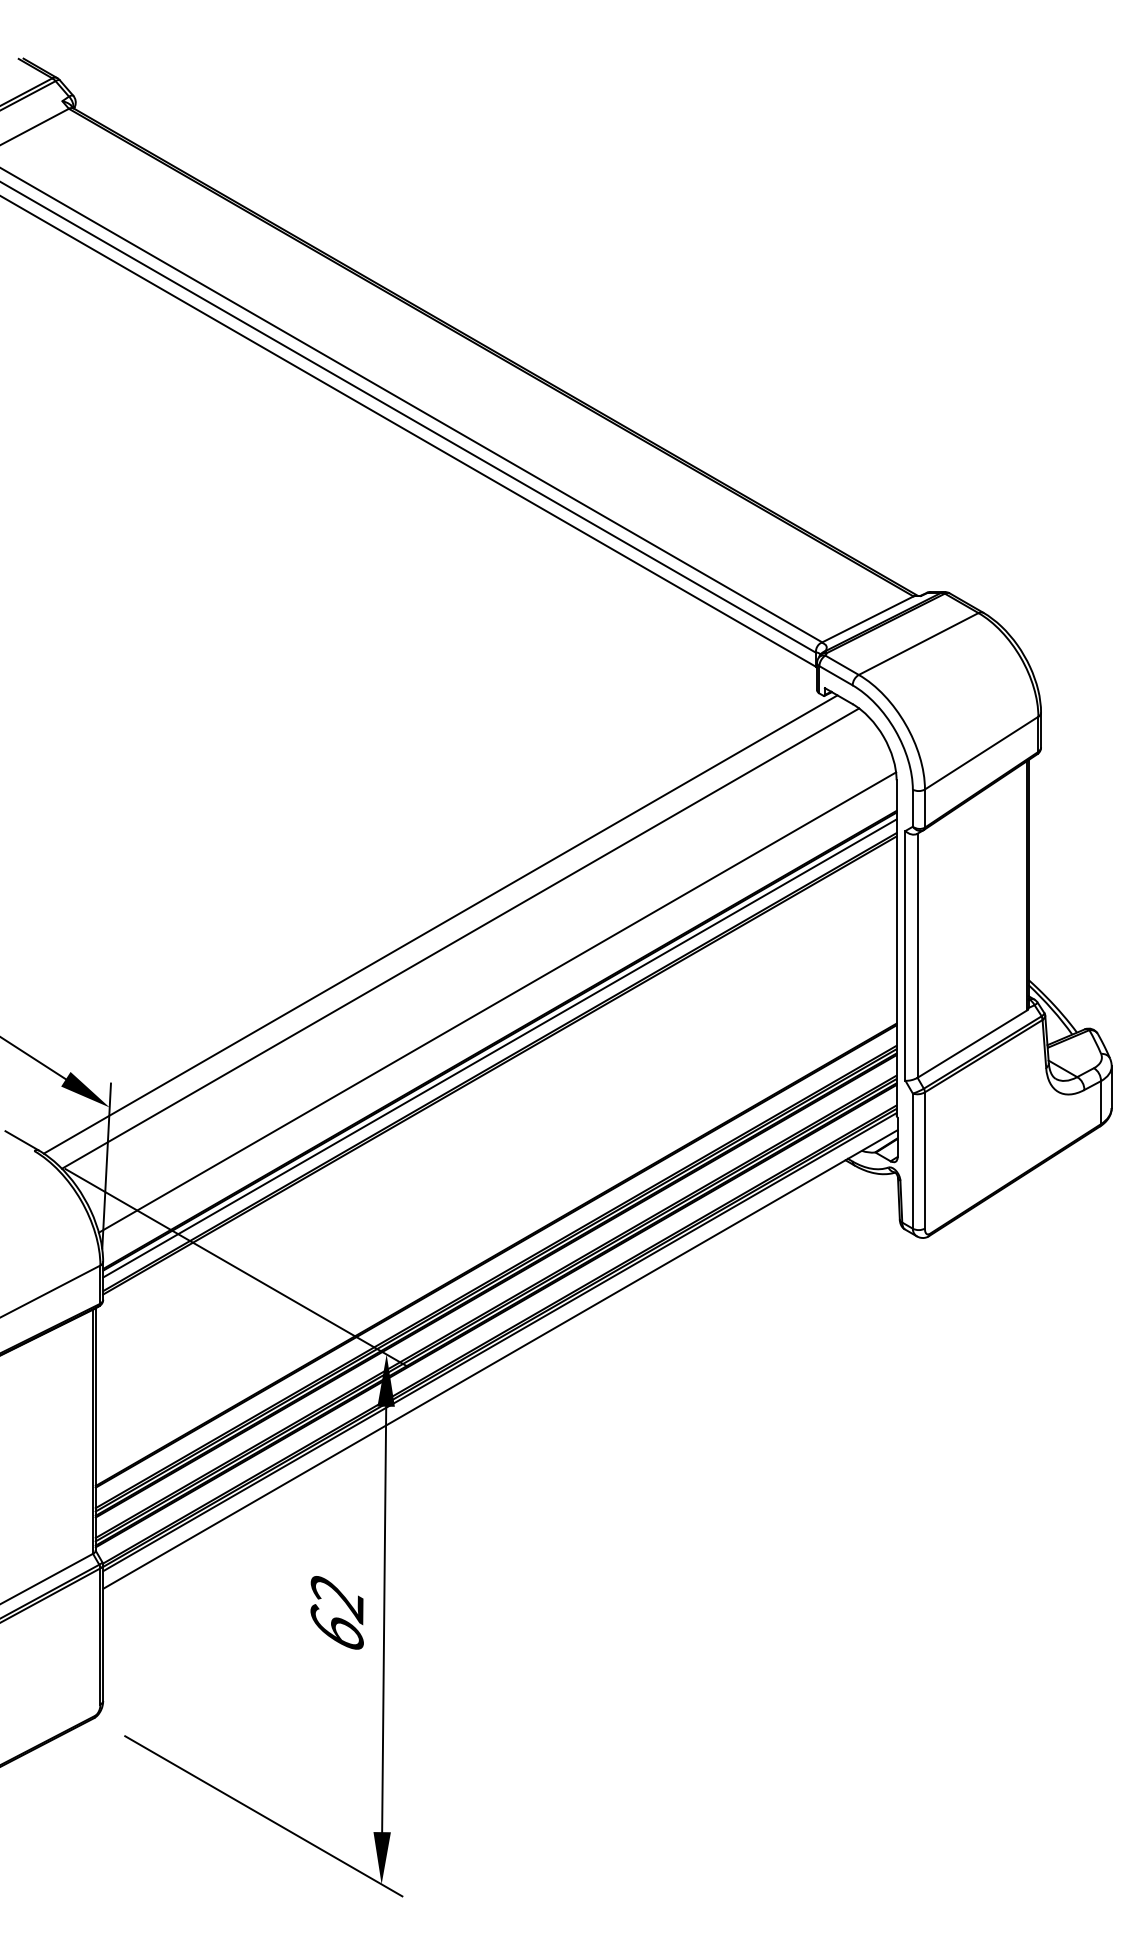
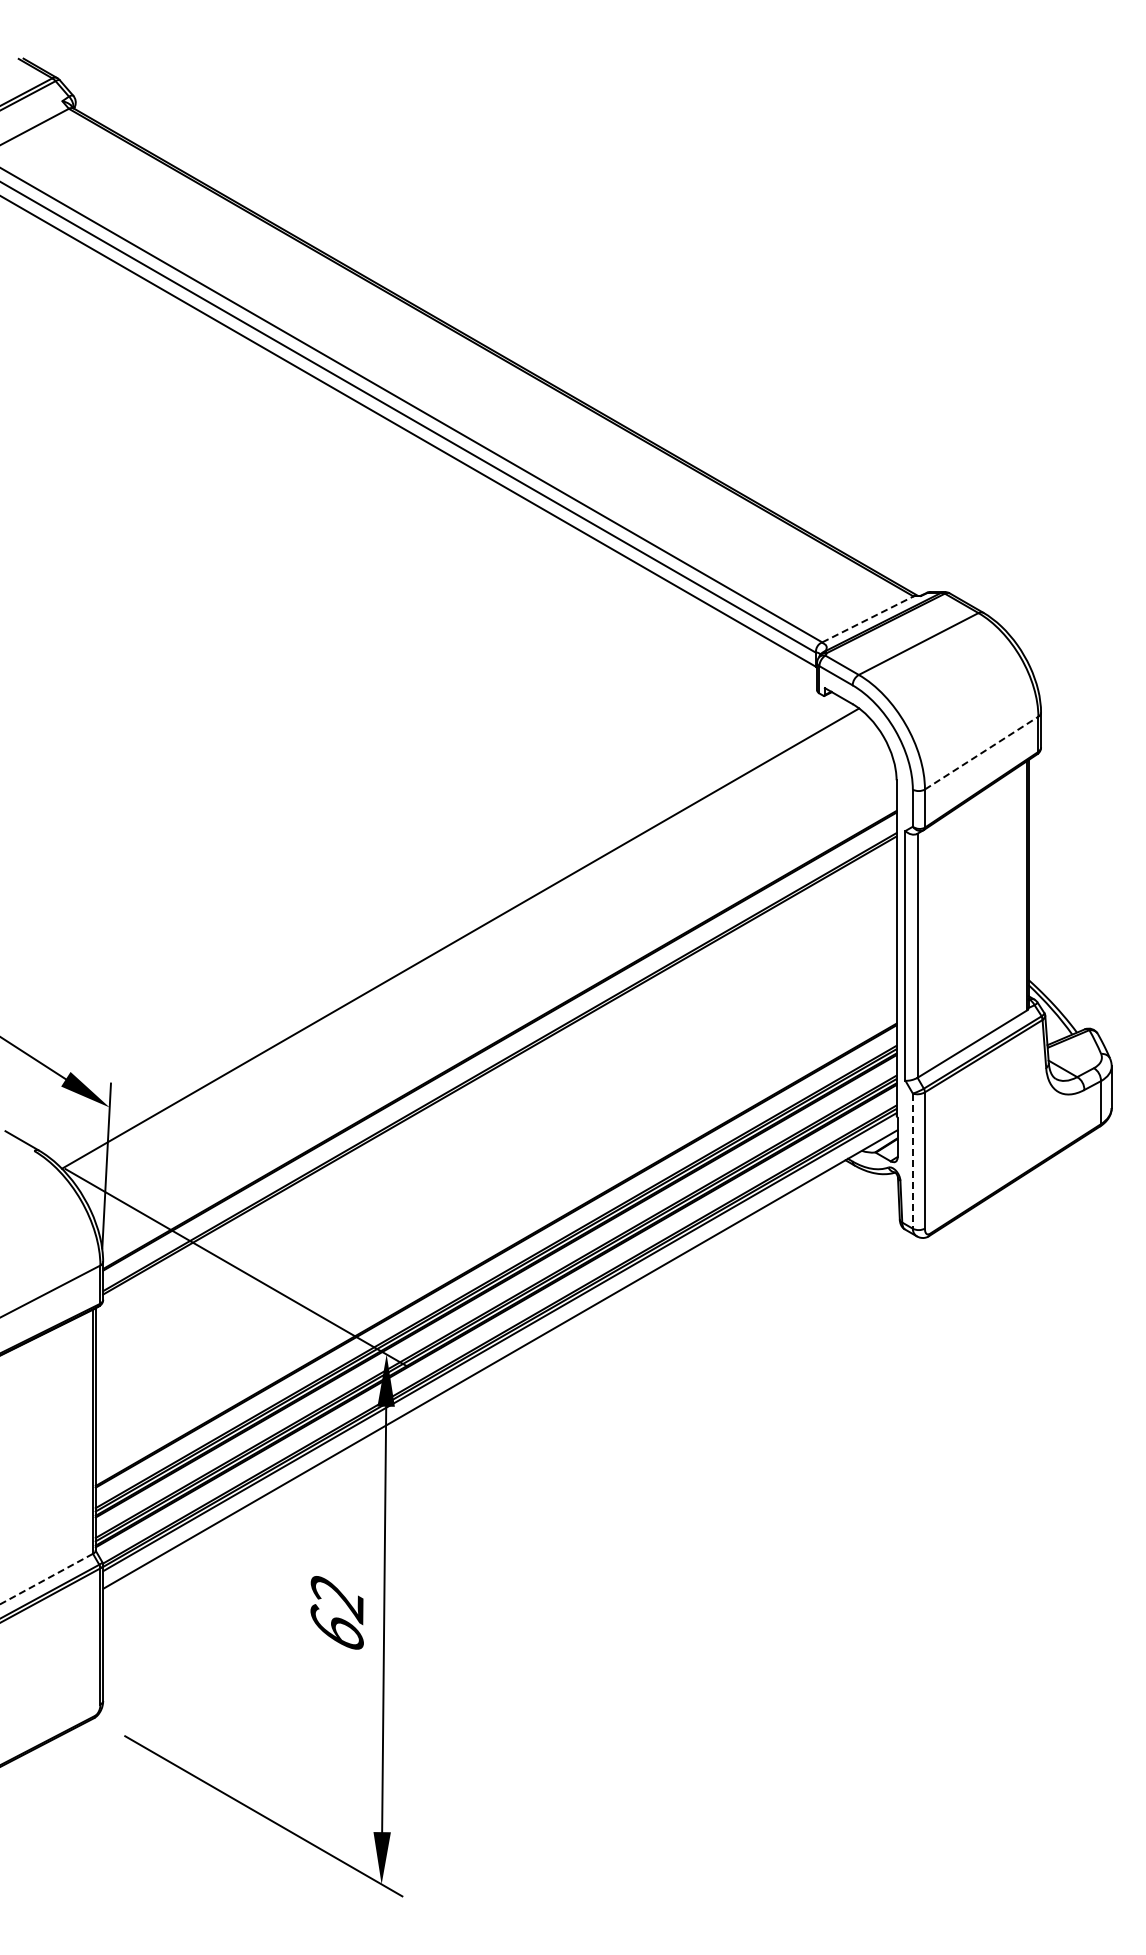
line: solid -> dashed (868, 619)
line: solid -> dashed (982, 752)
line: present -> none (440, 924)
line: present -> none (497, 1002)
line: present -> none (499, 1048)
line: solid -> dashed (912, 1161)
line: solid -> dashed (46, 1579)
